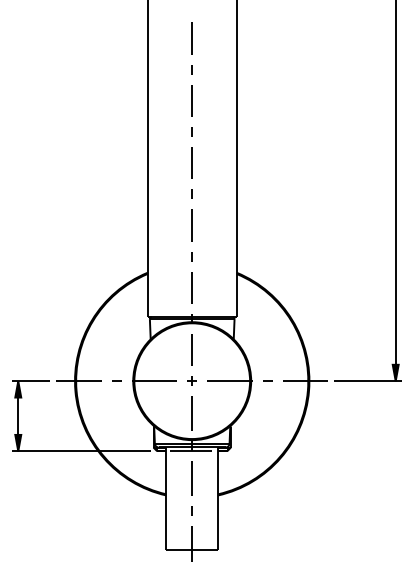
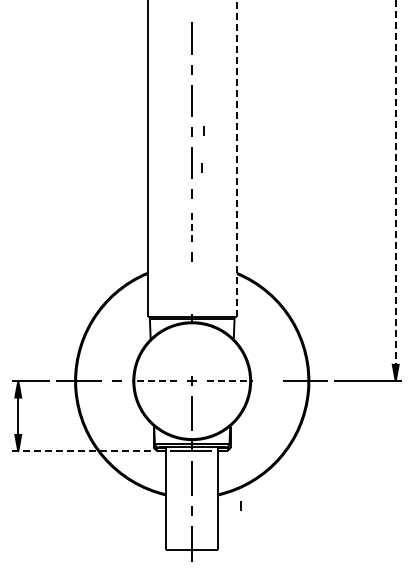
line: none -> present (203, 130)
line: solid -> dashed (236, 158)
line: none -> present (201, 167)
line: solid -> dashed (395, 190)
line: solid -> dashed (192, 224)
line: present -> none (191, 287)
line: present -> none (191, 349)
line: present -> none (267, 380)
line: solid -> dashed (154, 381)
line: solid -> dashed (229, 381)
line: solid -> dashed (81, 451)
line: none -> present (240, 505)
